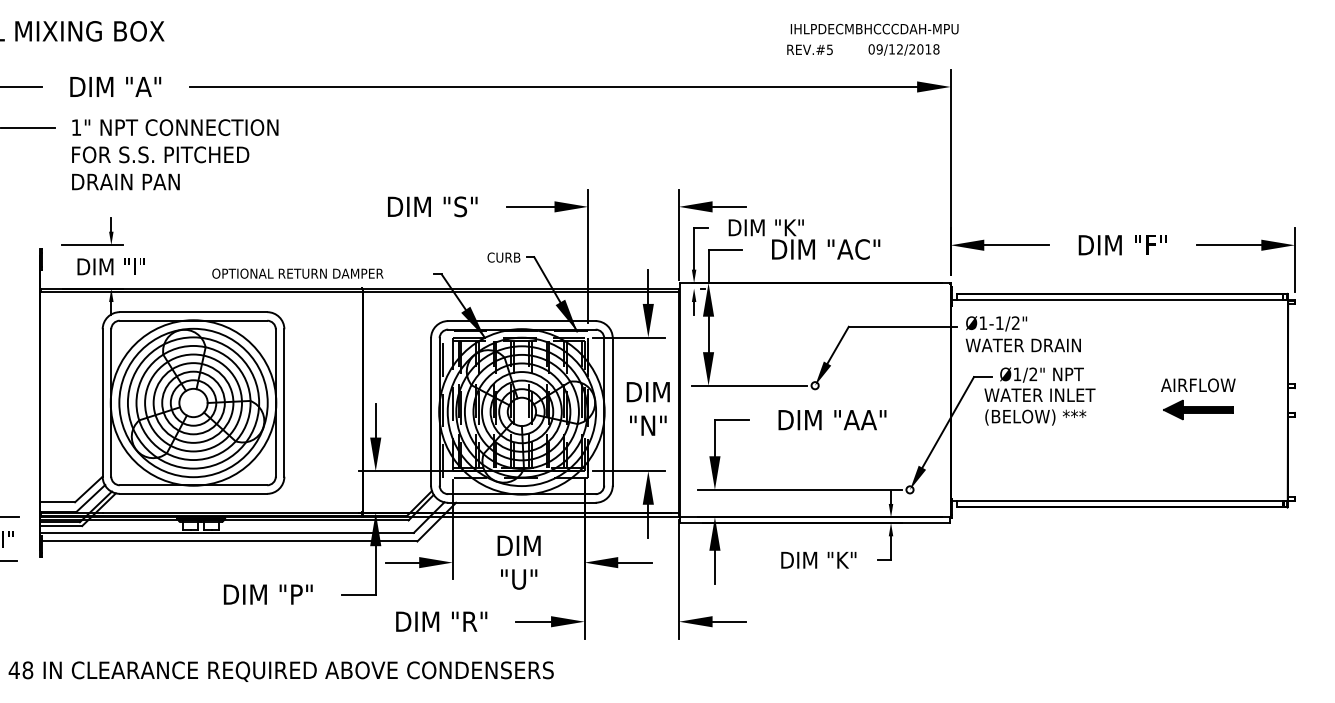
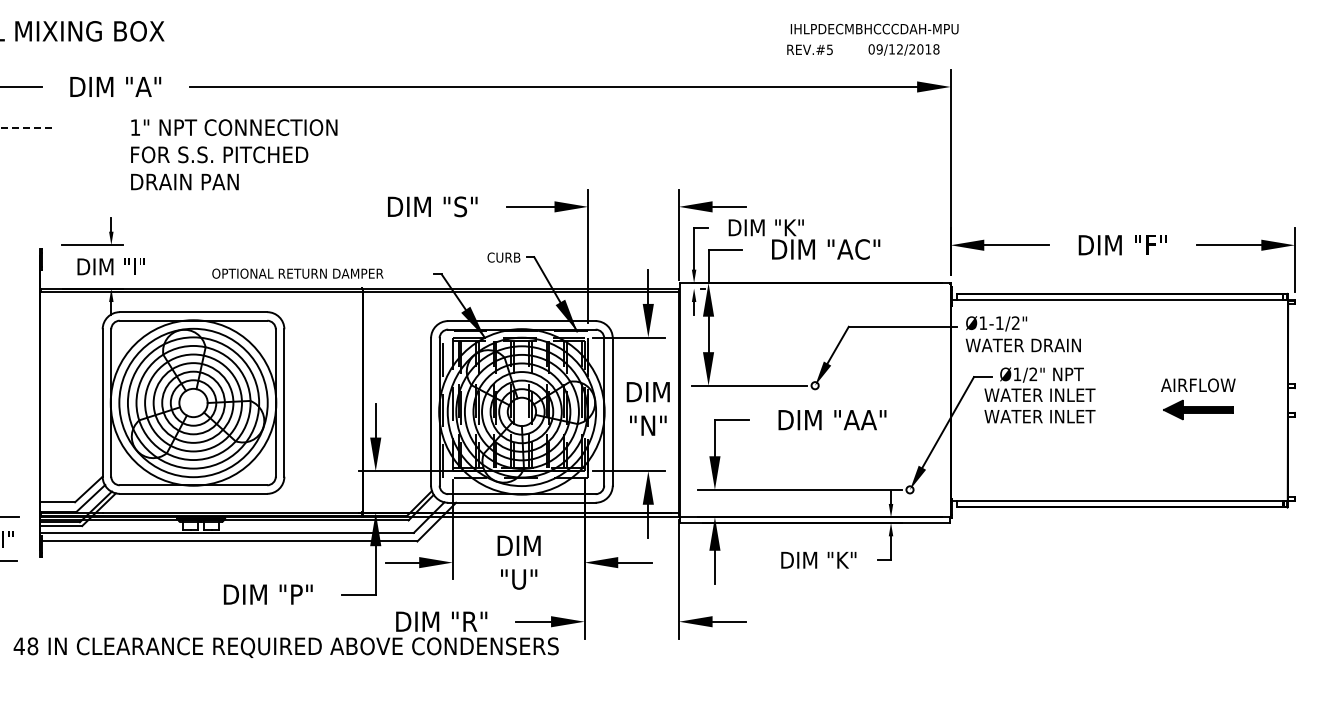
line: solid -> dashed (28, 127)
text position: (175, 154) -> (234, 154) (234, 154)
text: (BELOW) *** -> WATER INLET (1039, 417)
text position: (280, 671) -> (285, 647) (285, 647)
